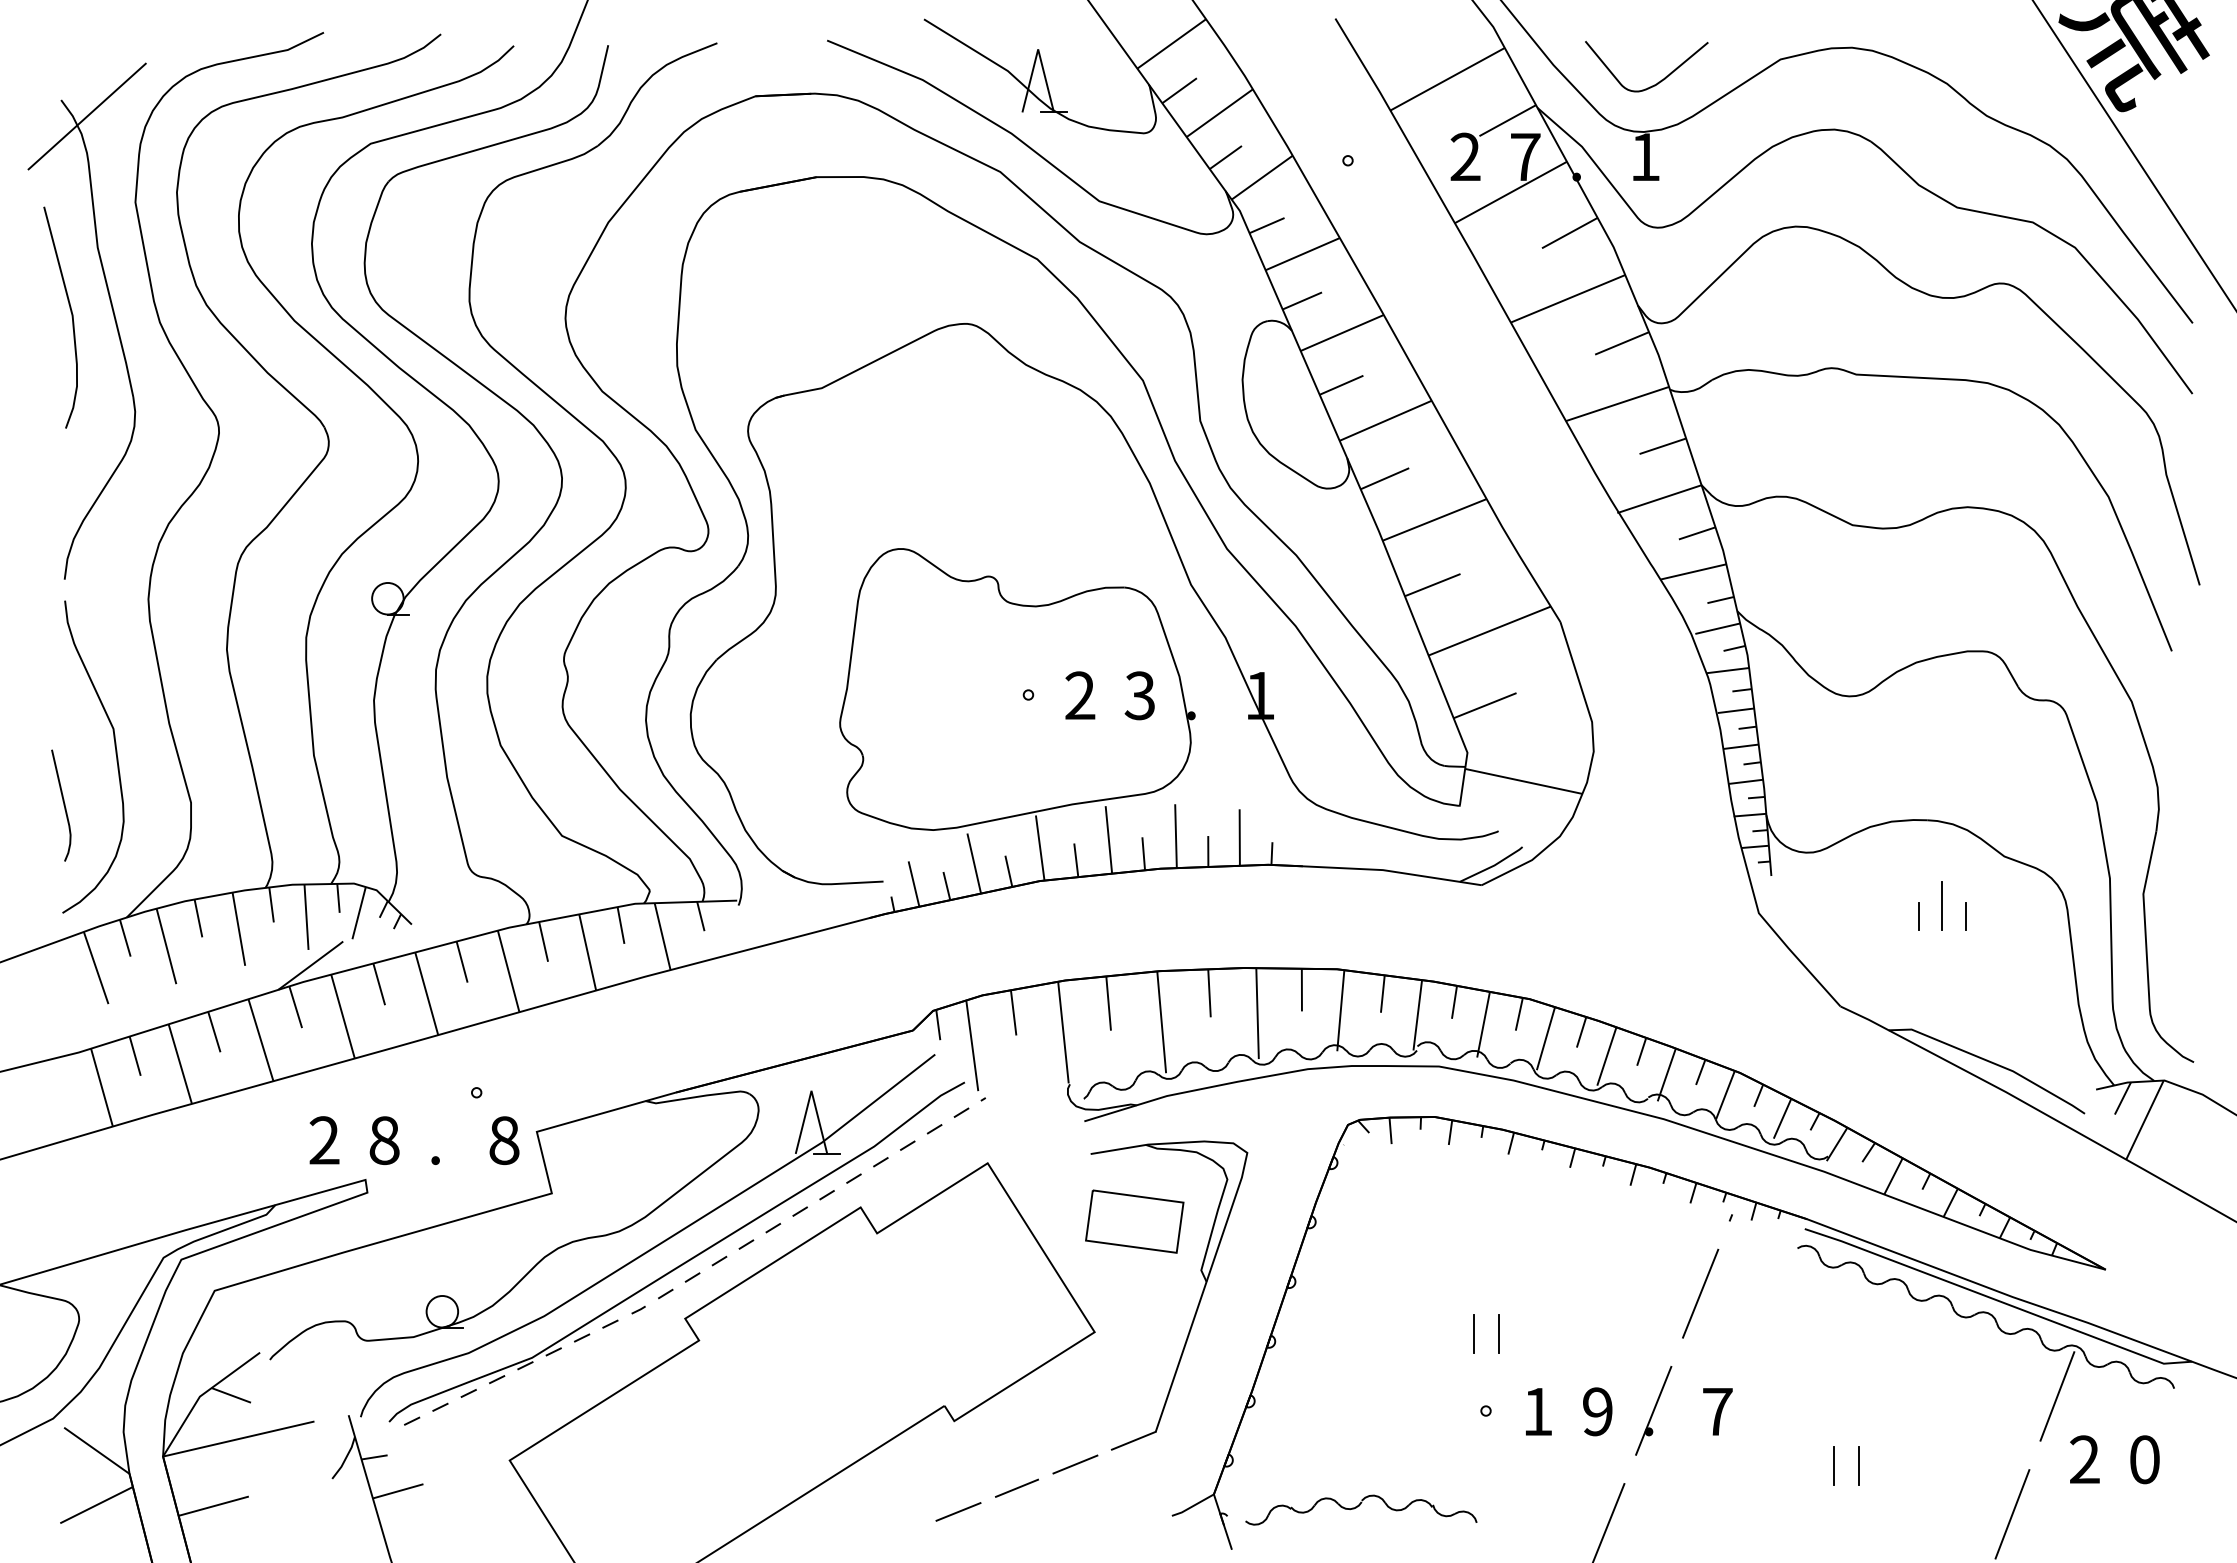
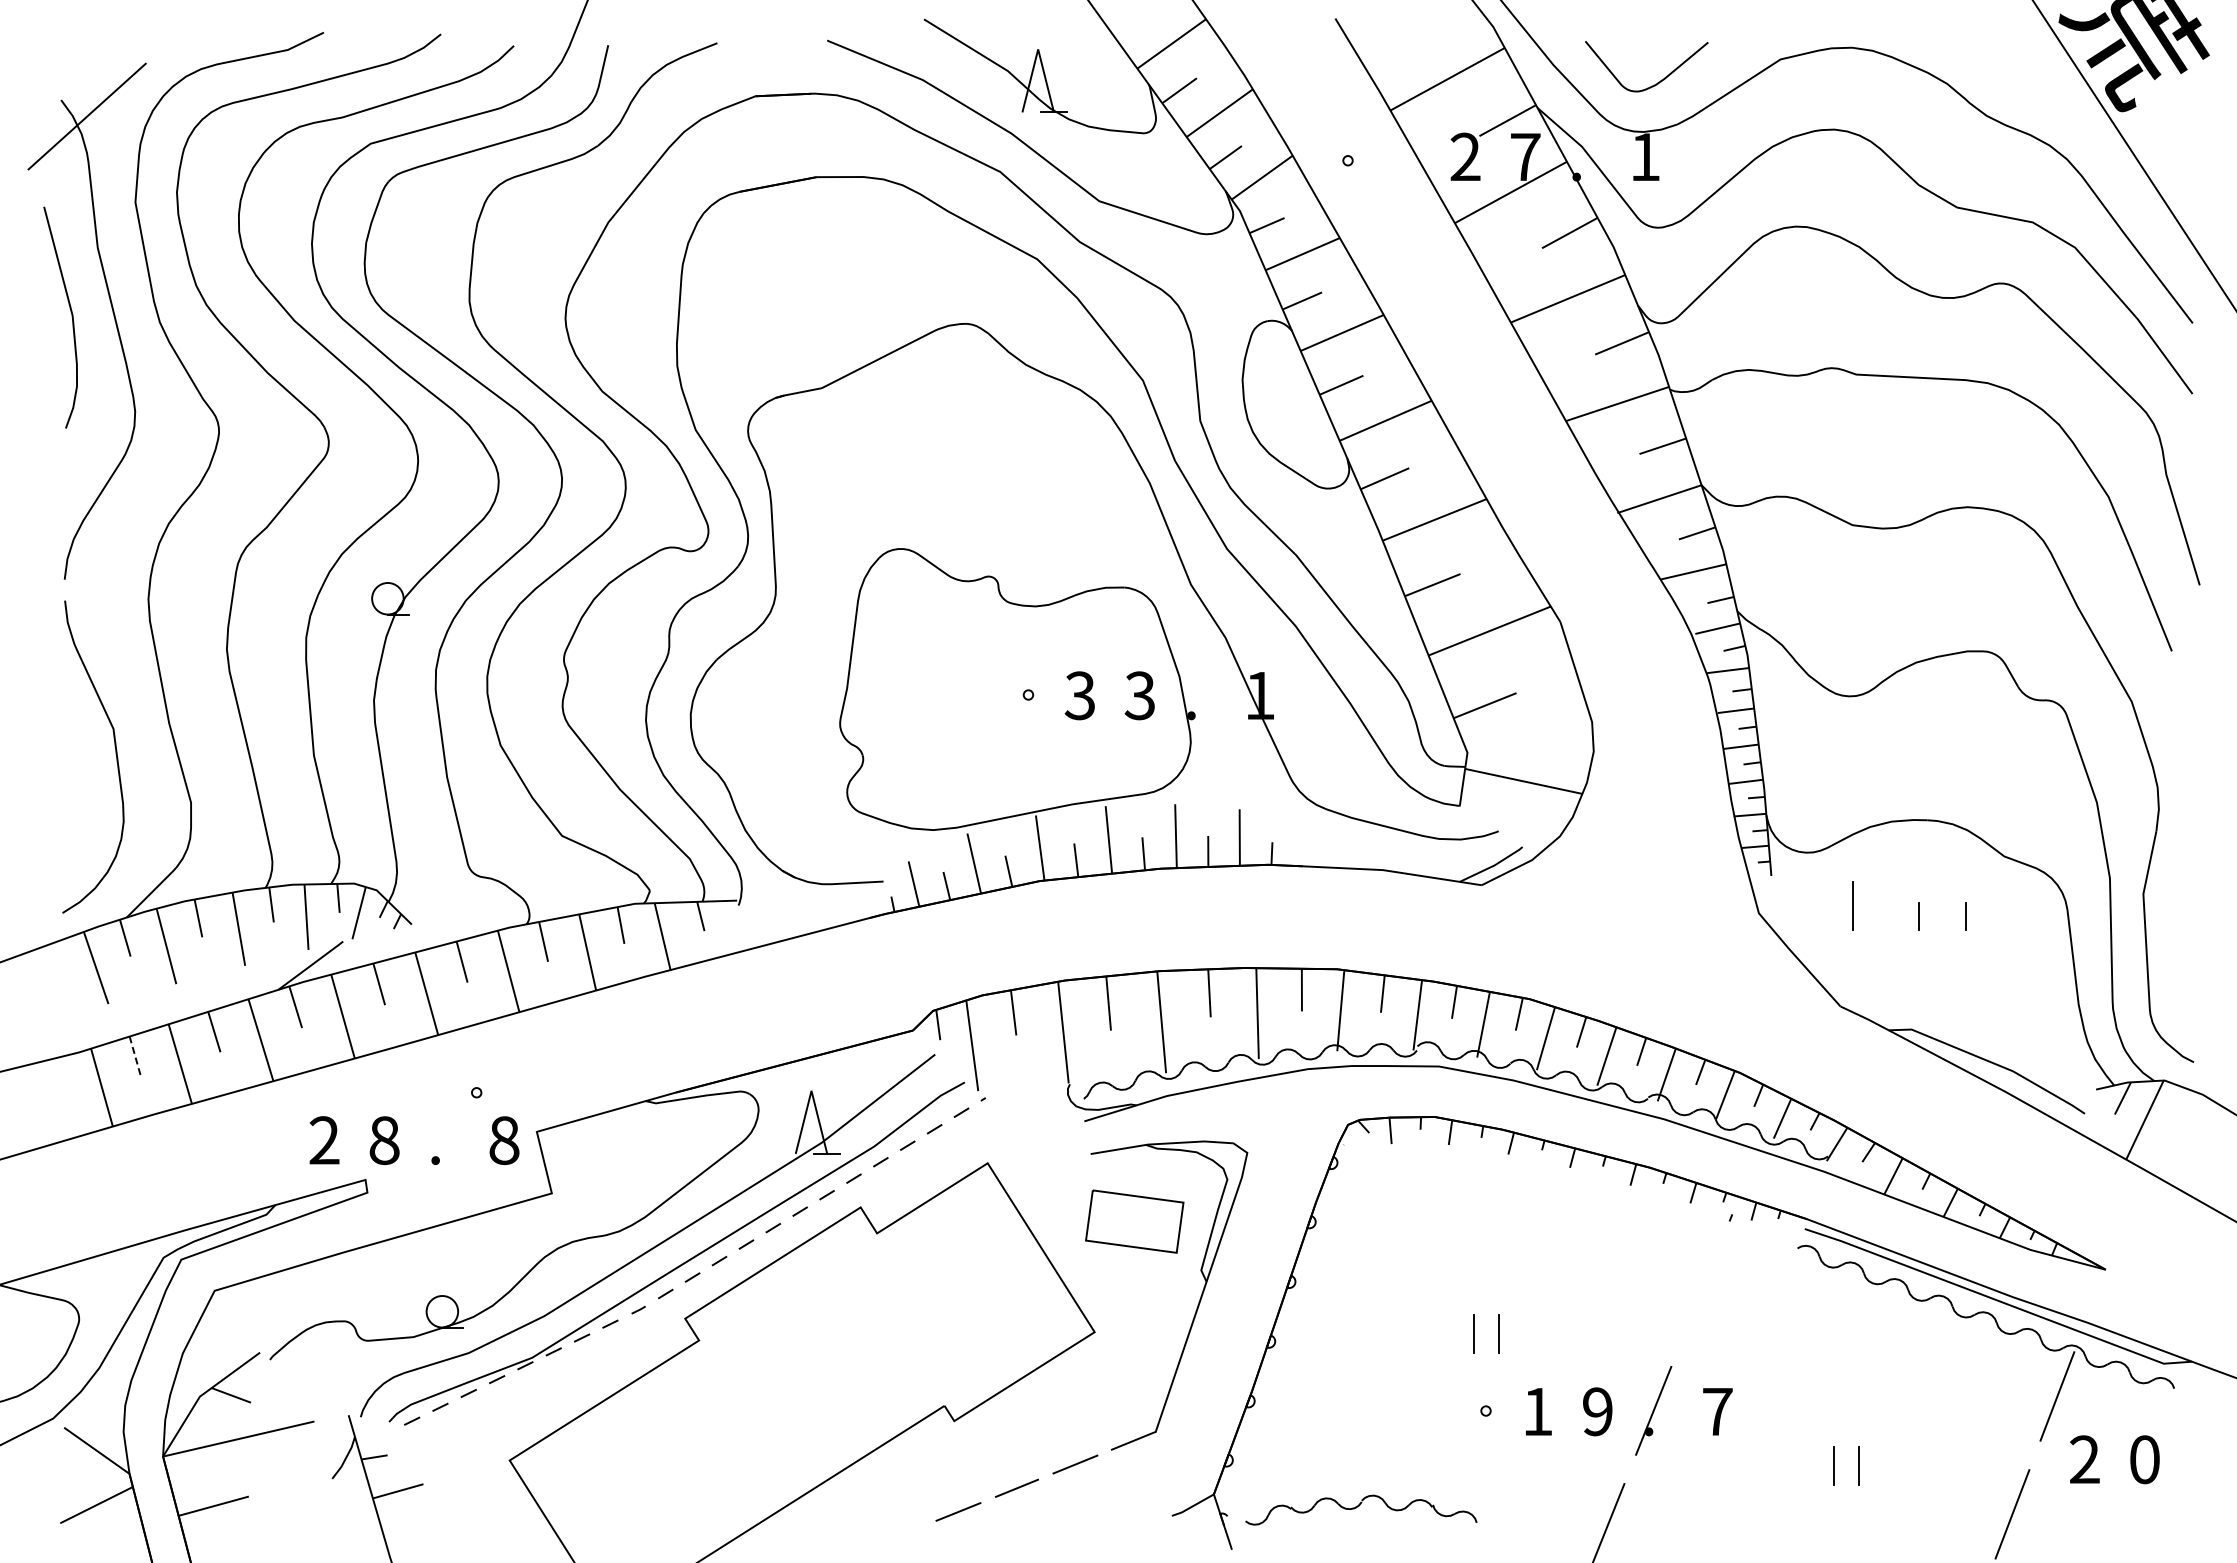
text: 2 -> 3 (1079, 695)
curve: present -> none (63, 805)
line position: (1941, 905) -> (1852, 905) (1852, 905)
line: solid -> dashed (135, 1056)
line: present -> none (1700, 1293)
